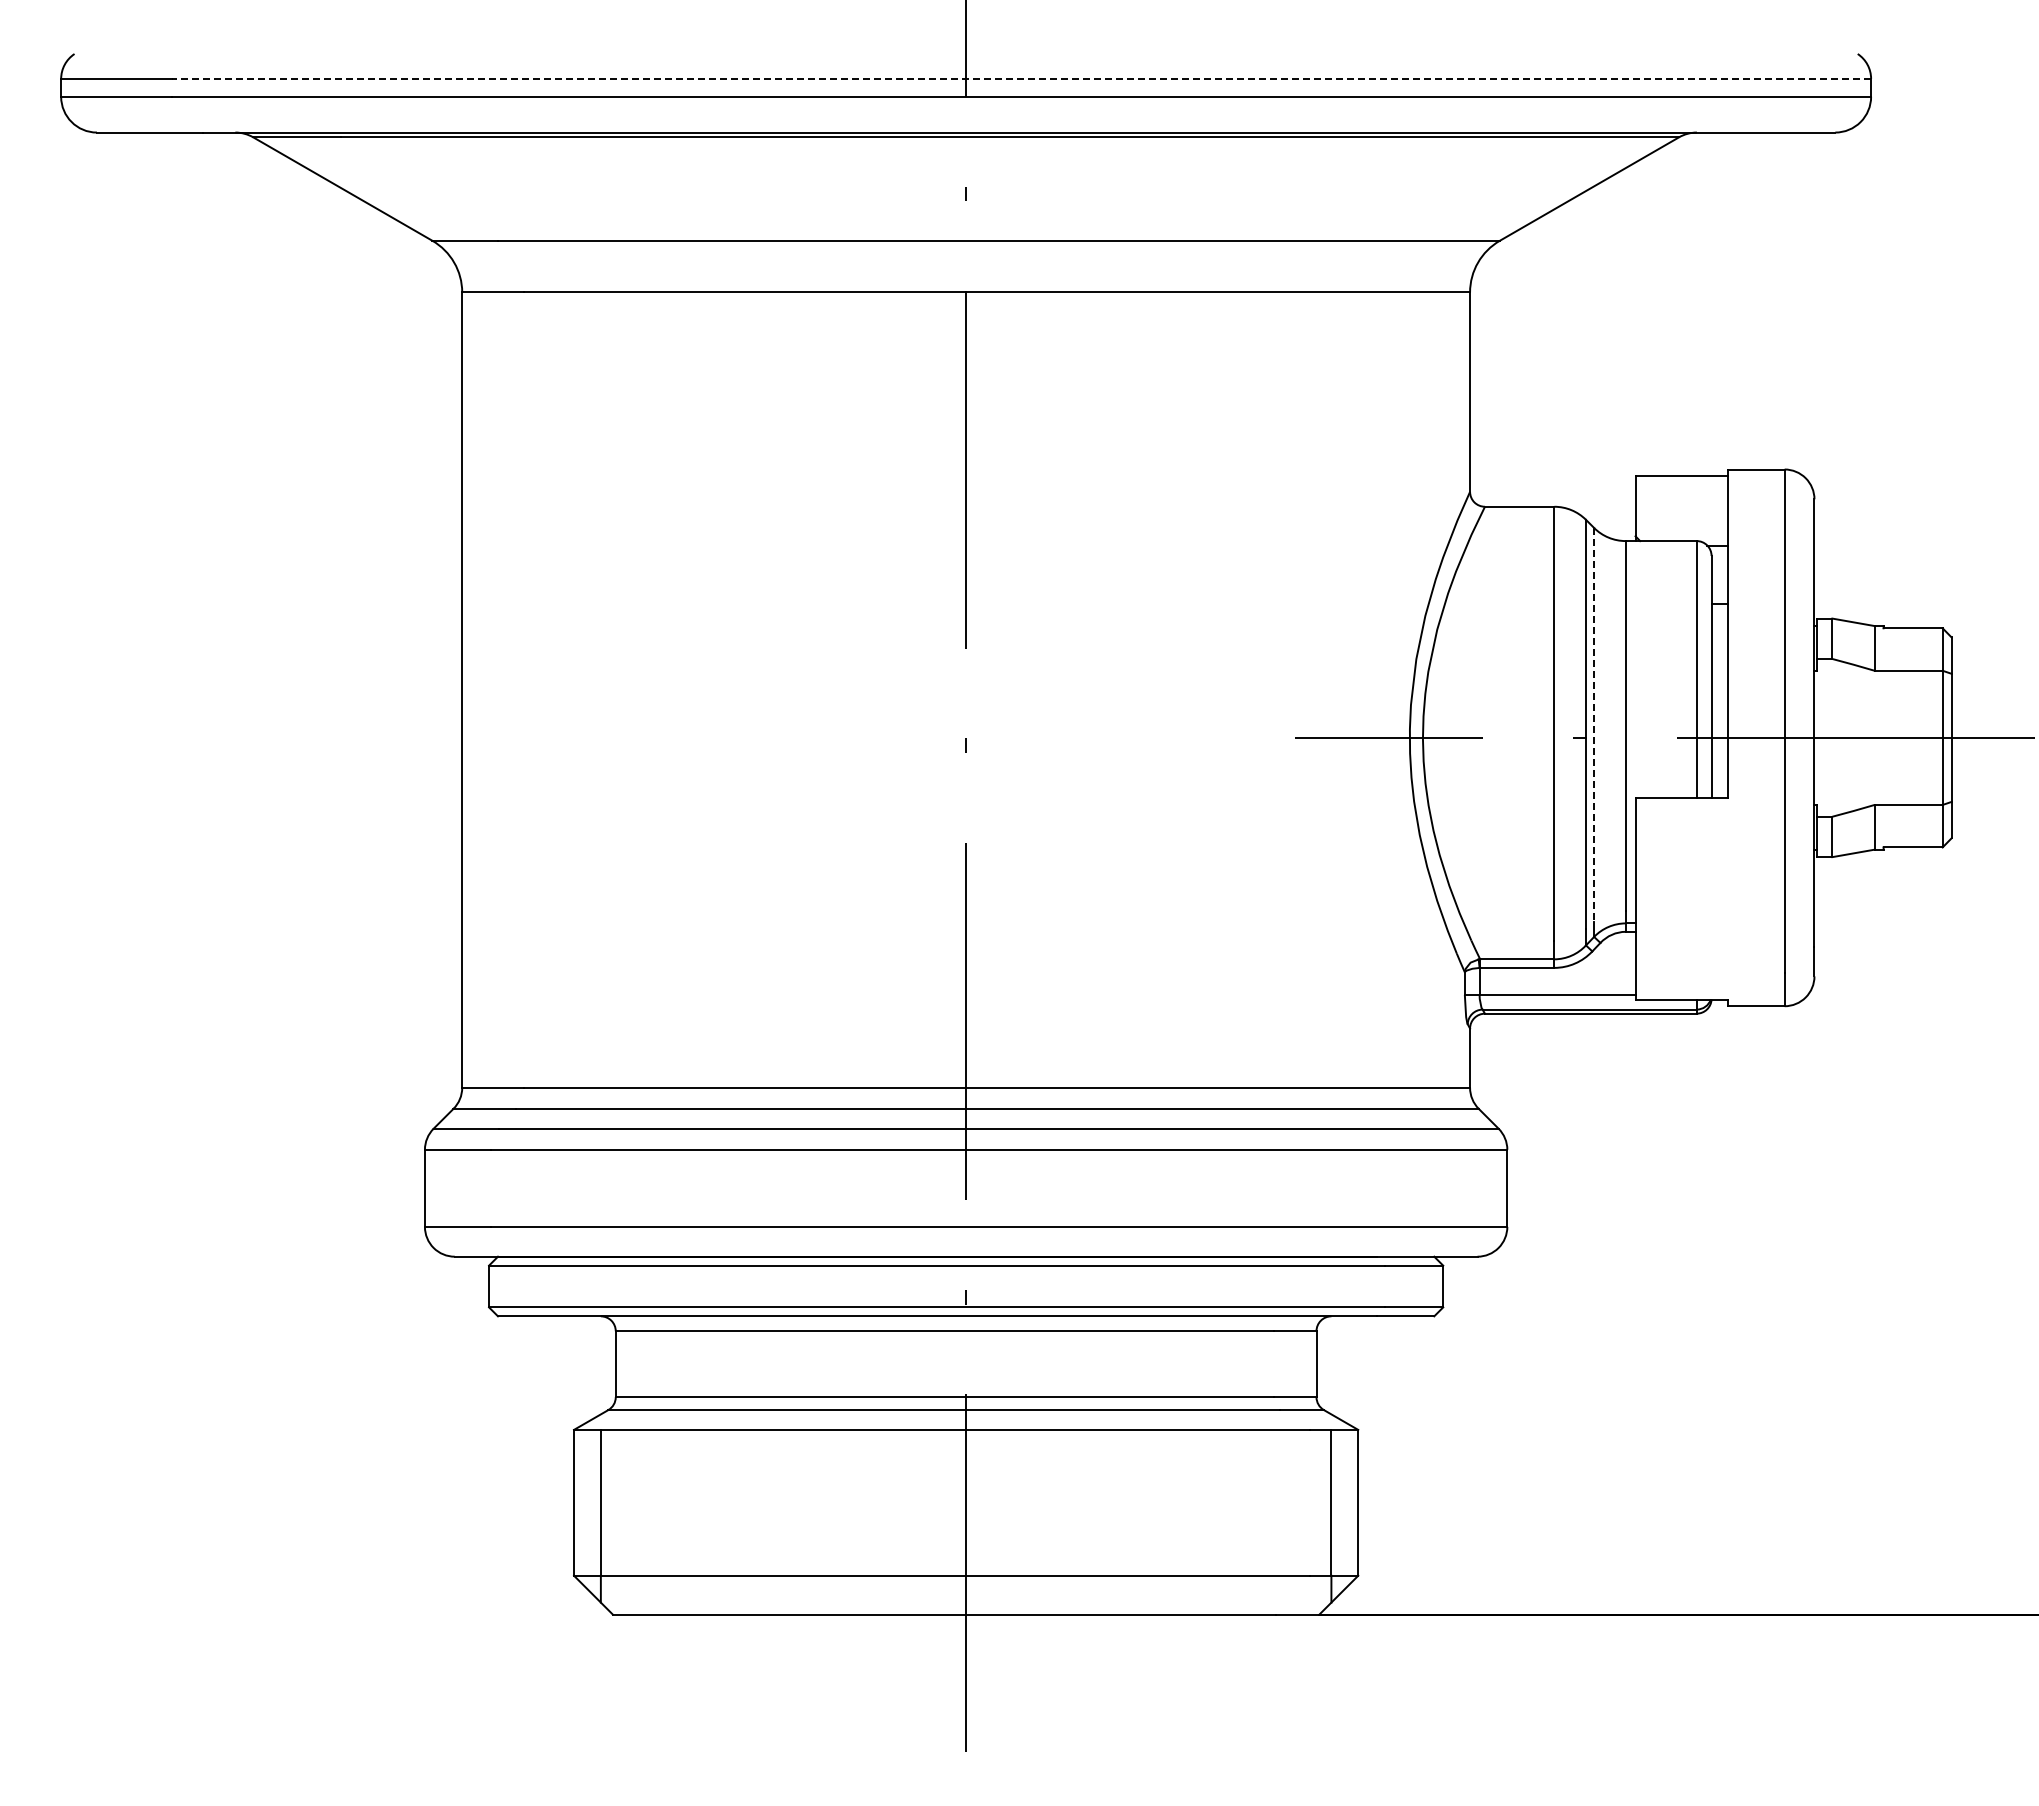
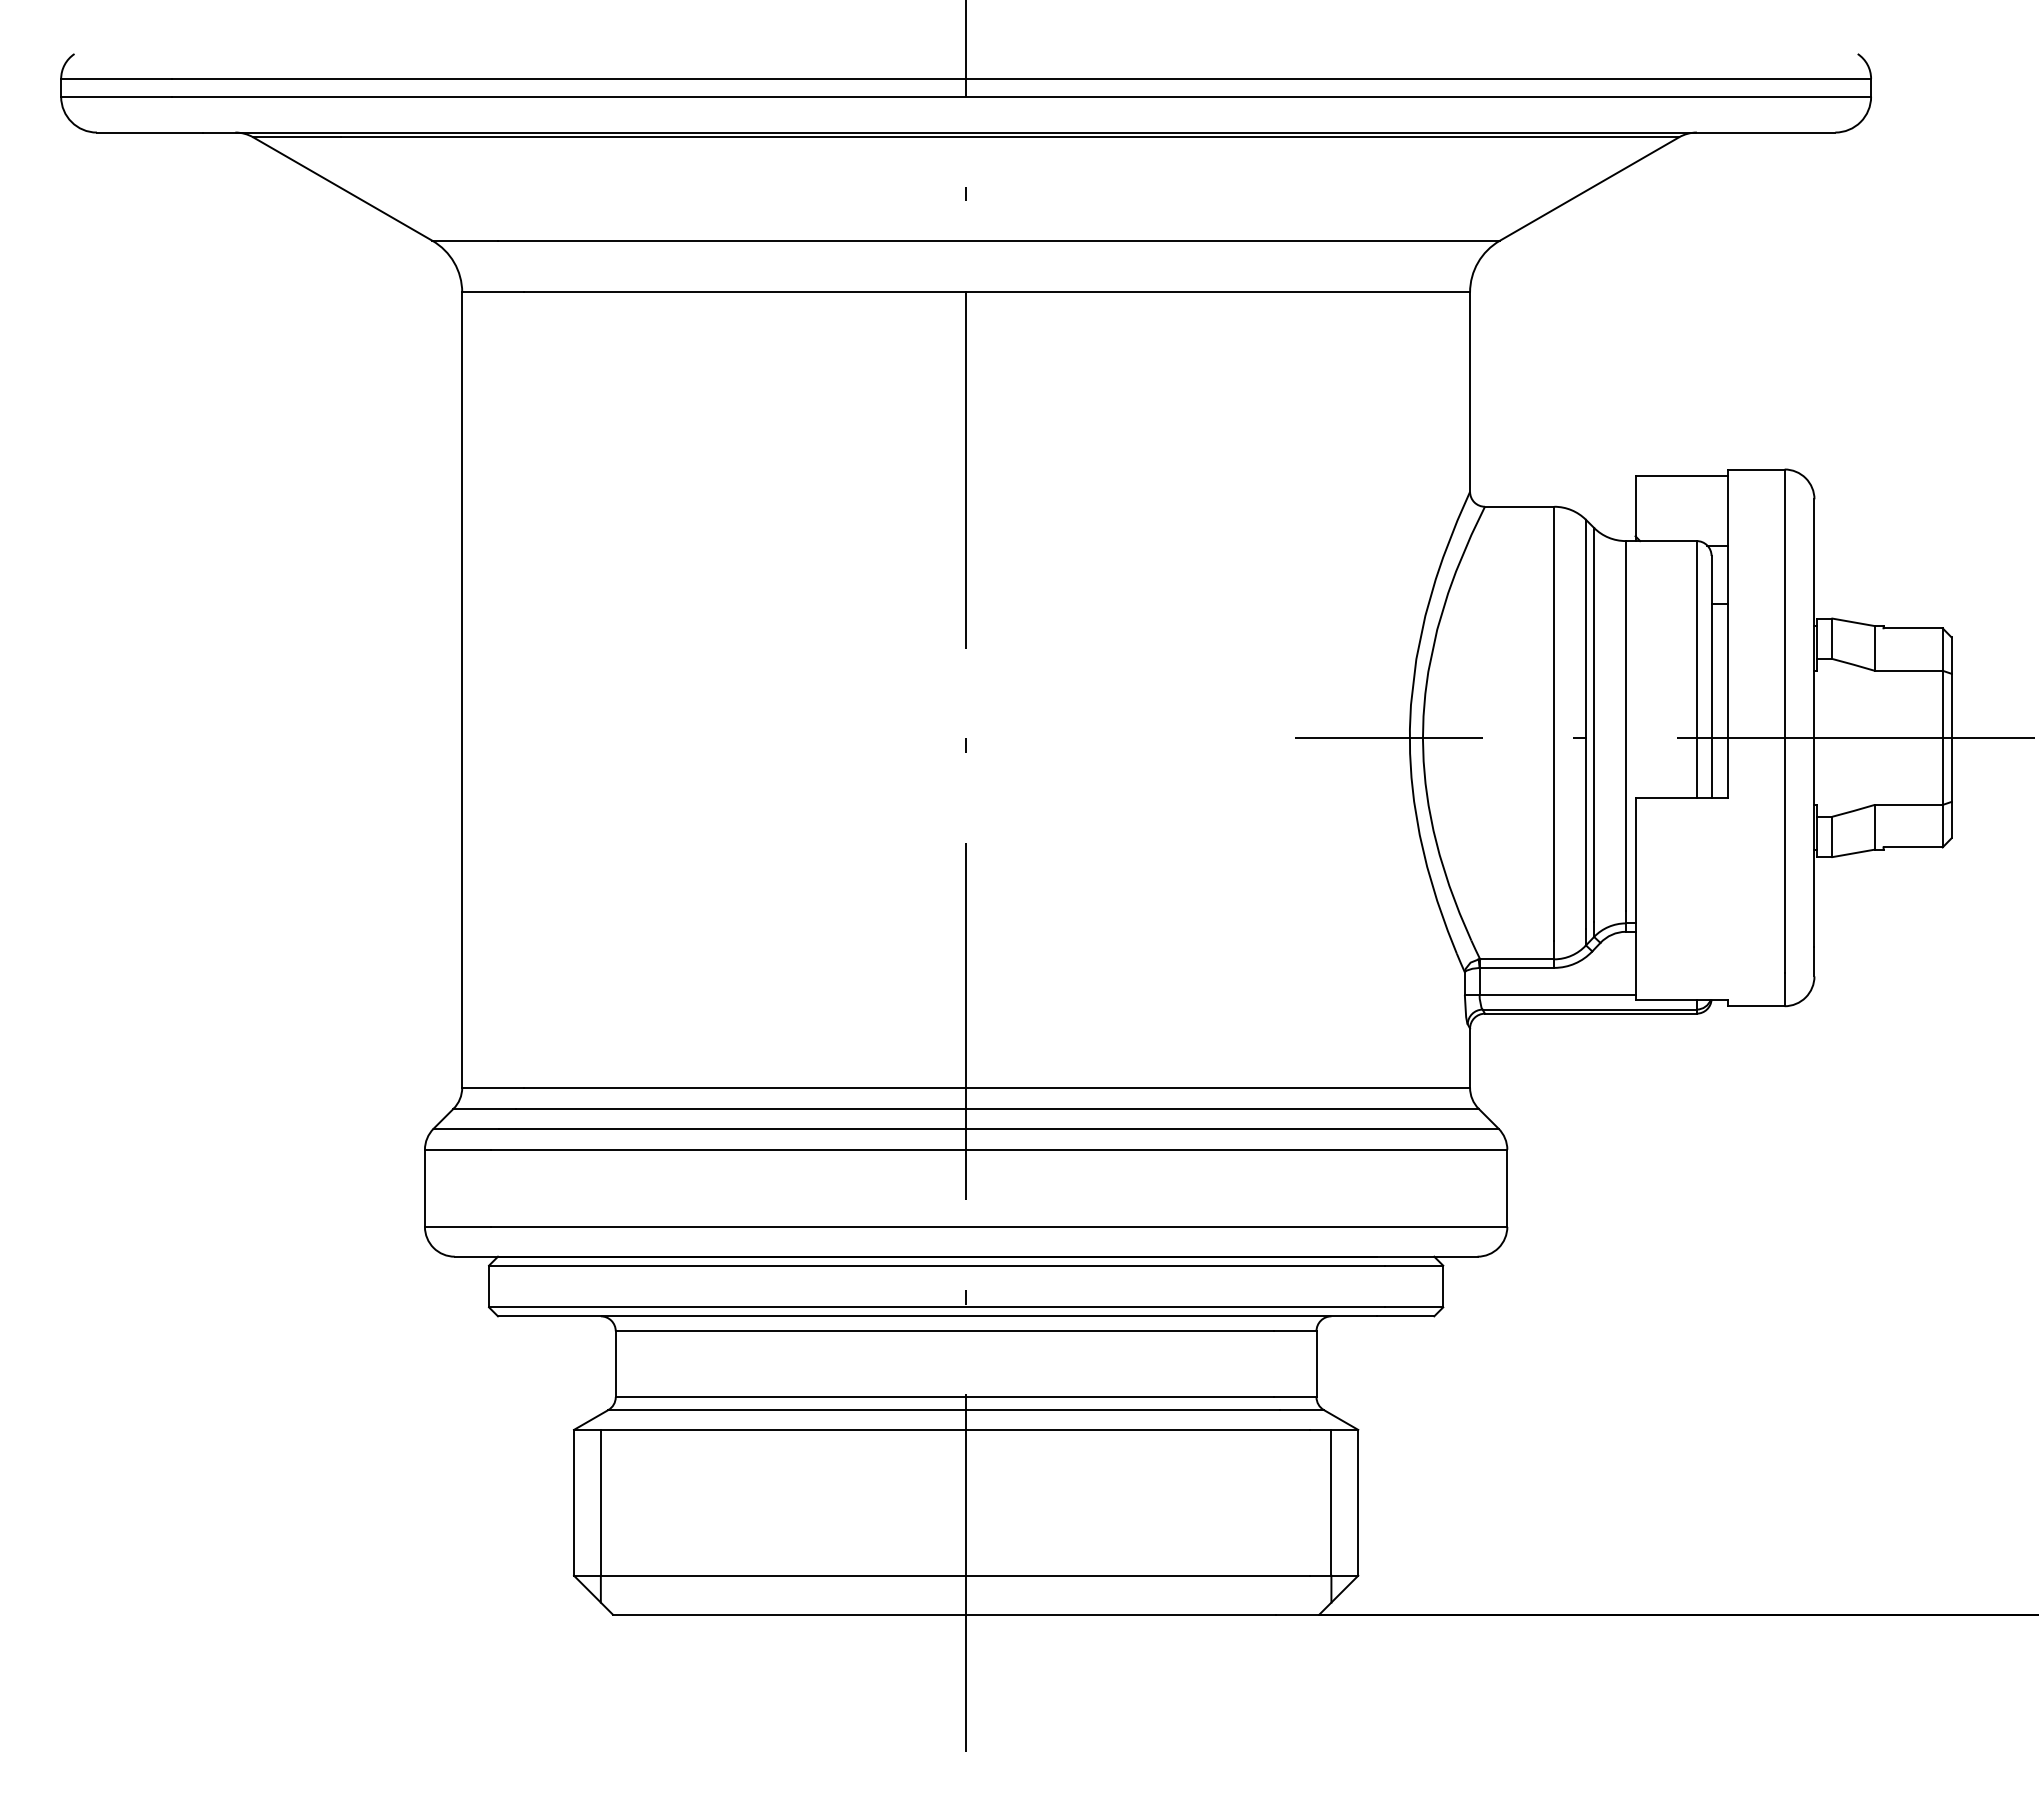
line: dashed -> solid (1021, 78)
line: dashed -> solid (1594, 725)
